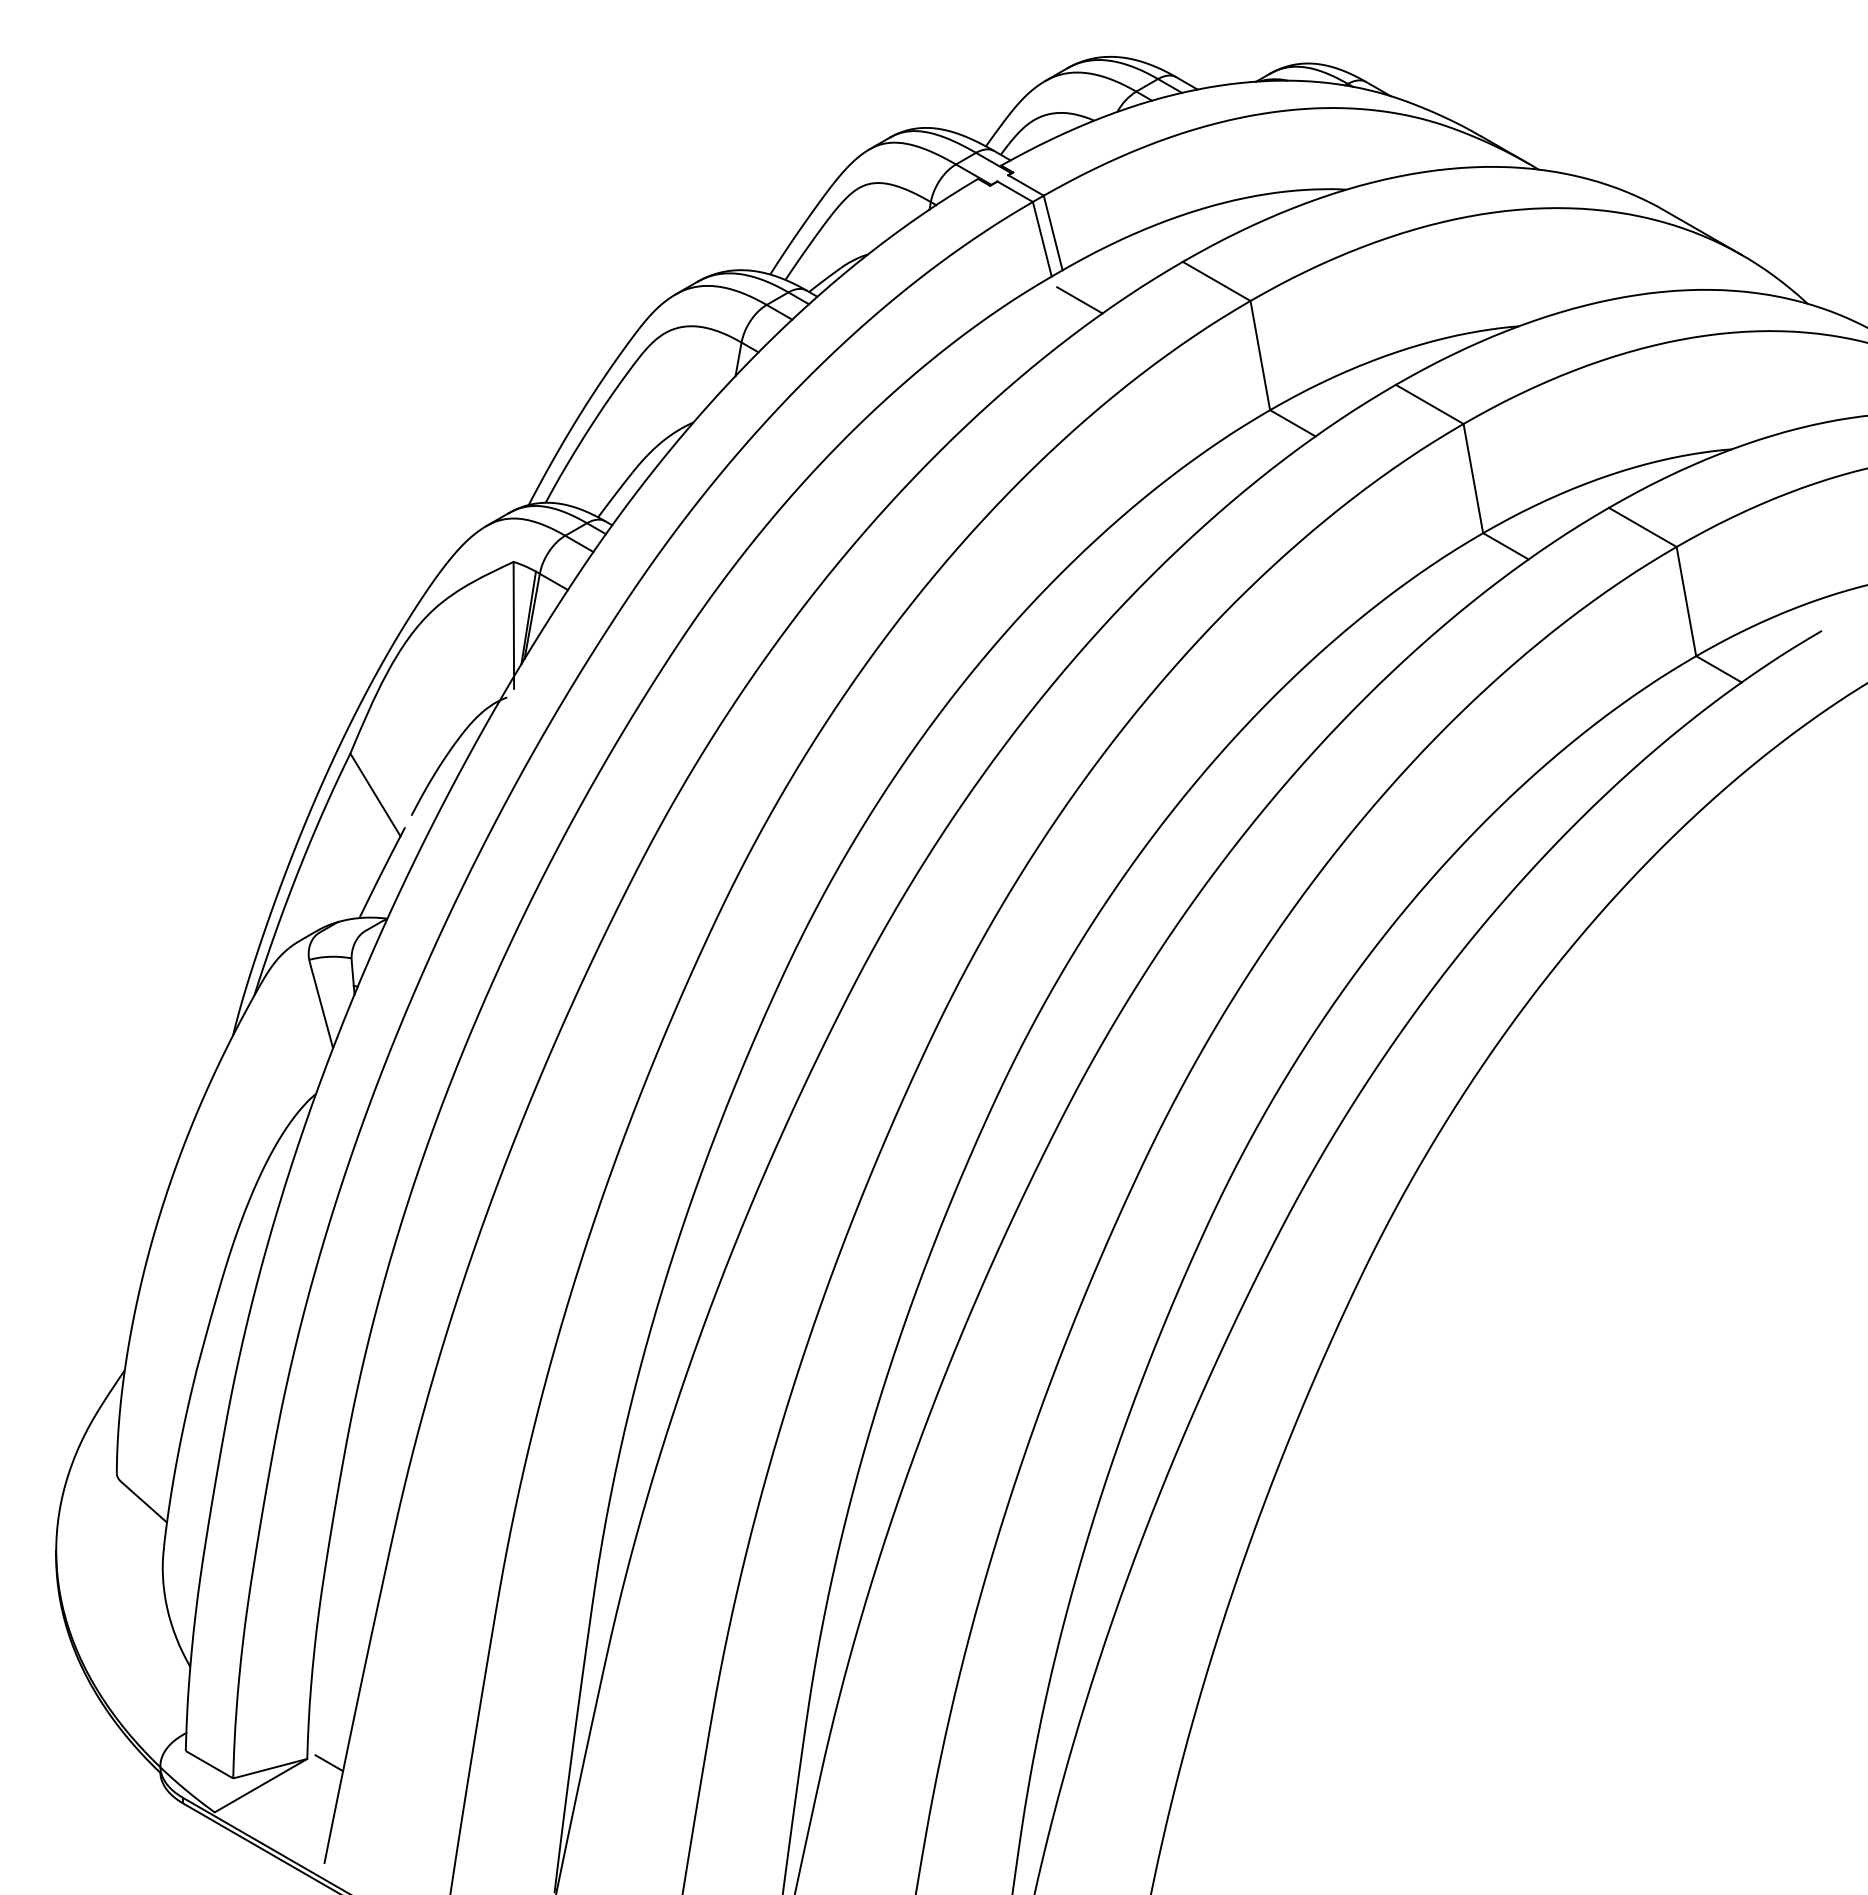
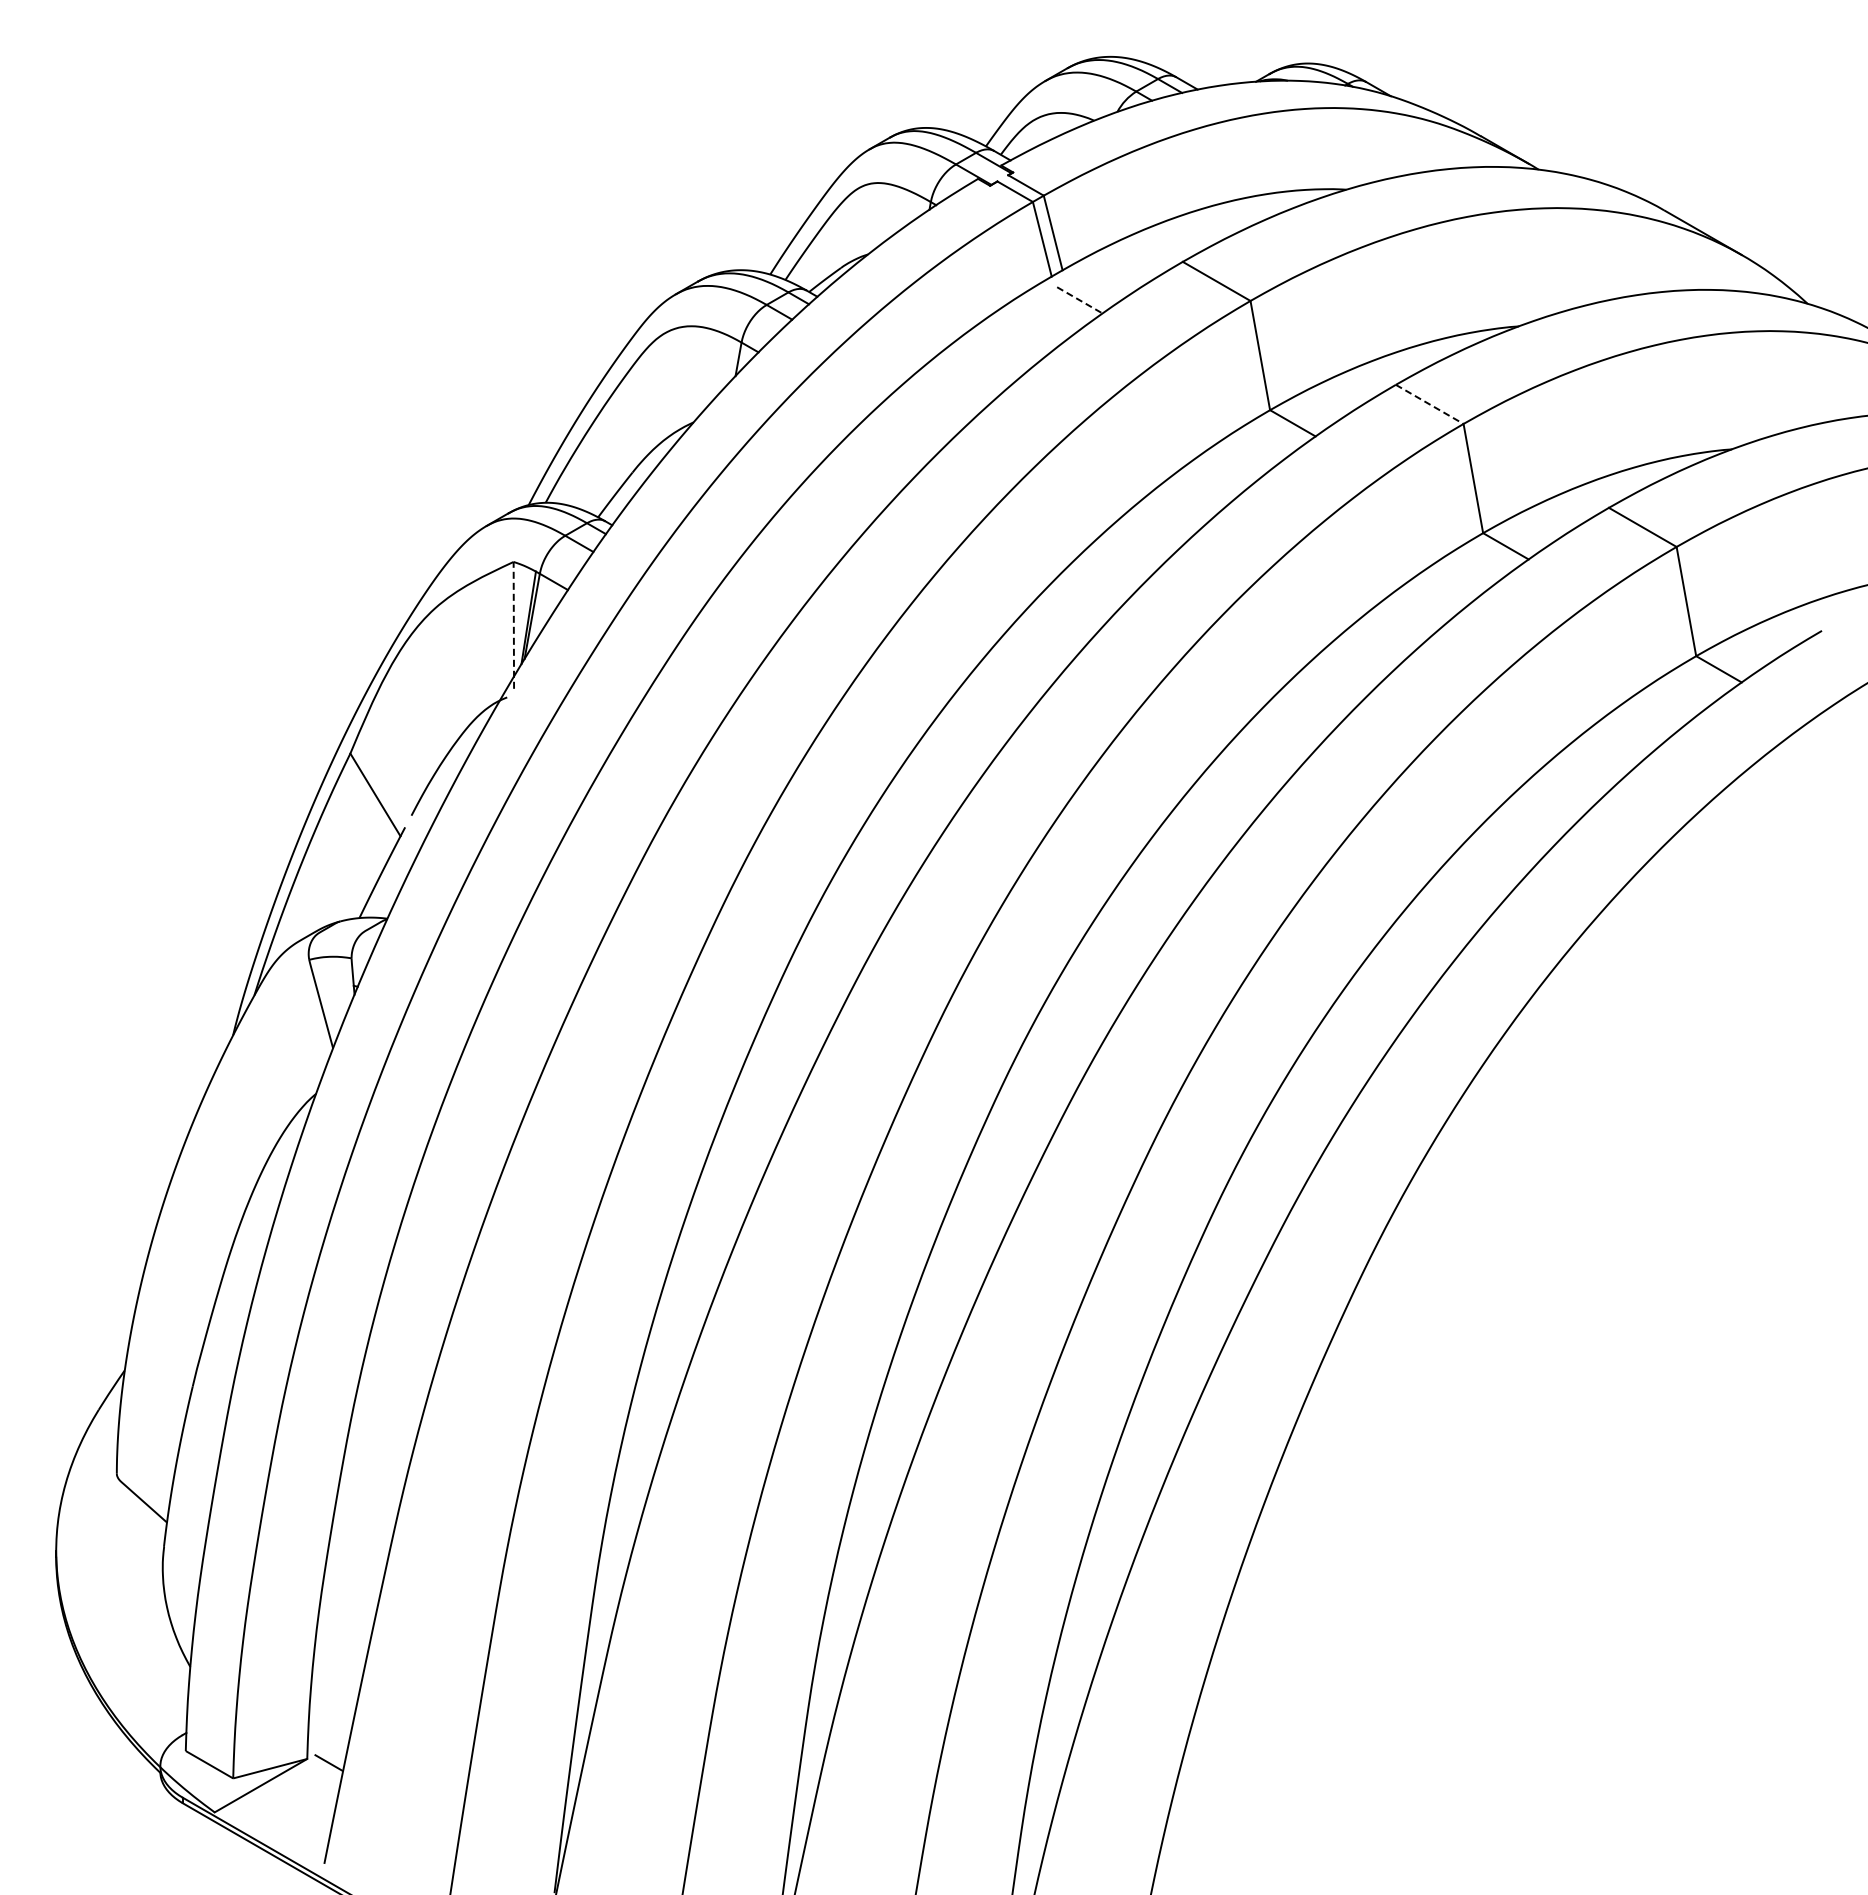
line: solid -> dashed (1080, 300)
line: solid -> dashed (1430, 404)
line: solid -> dashed (513, 624)
